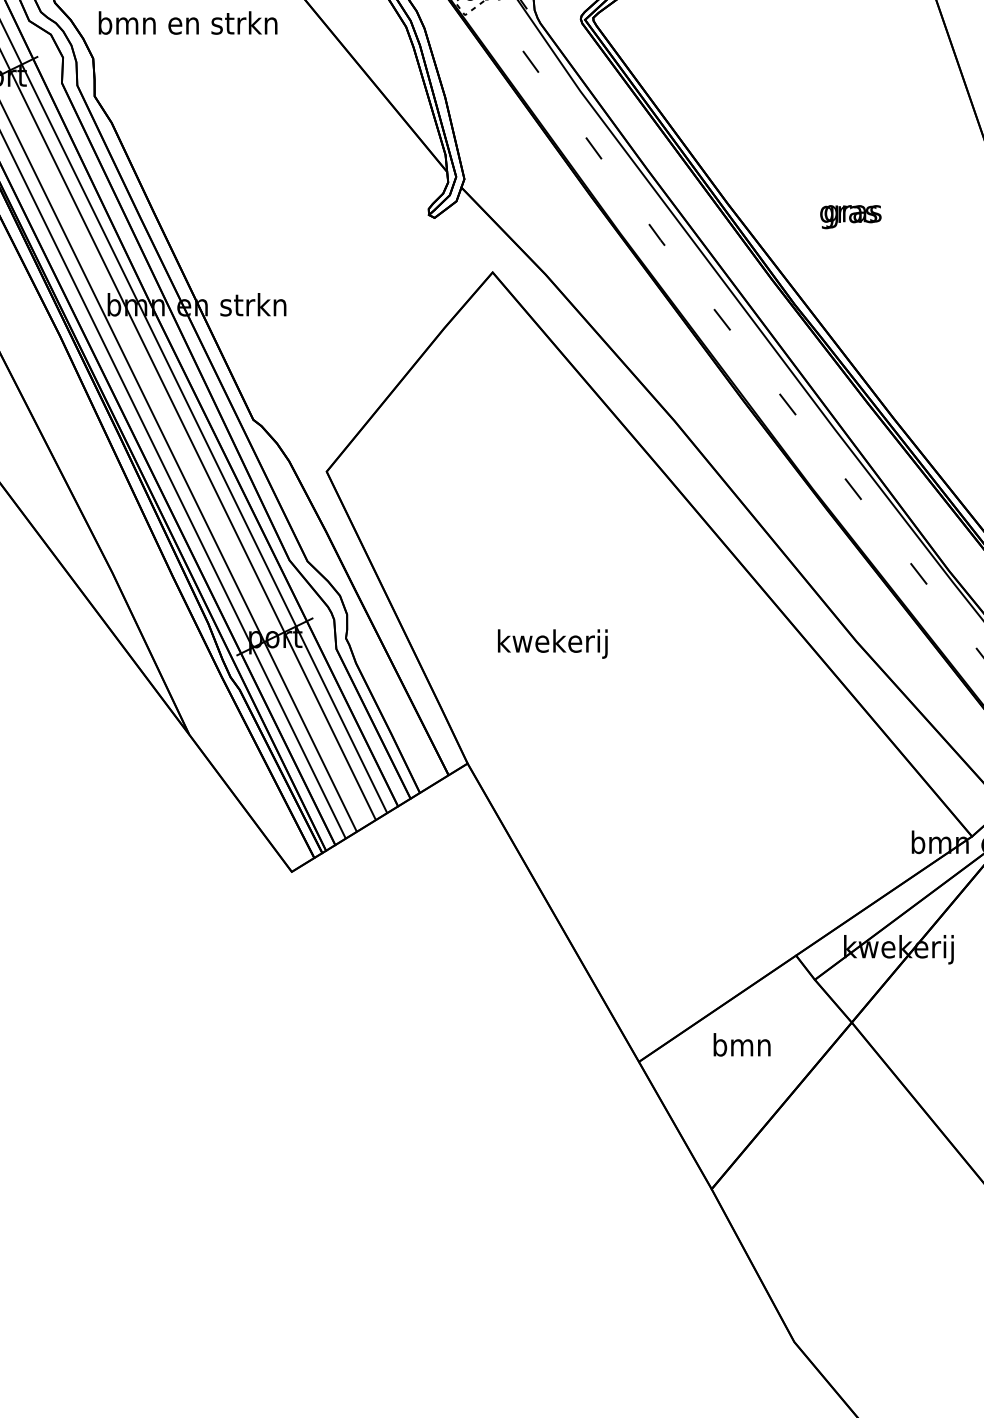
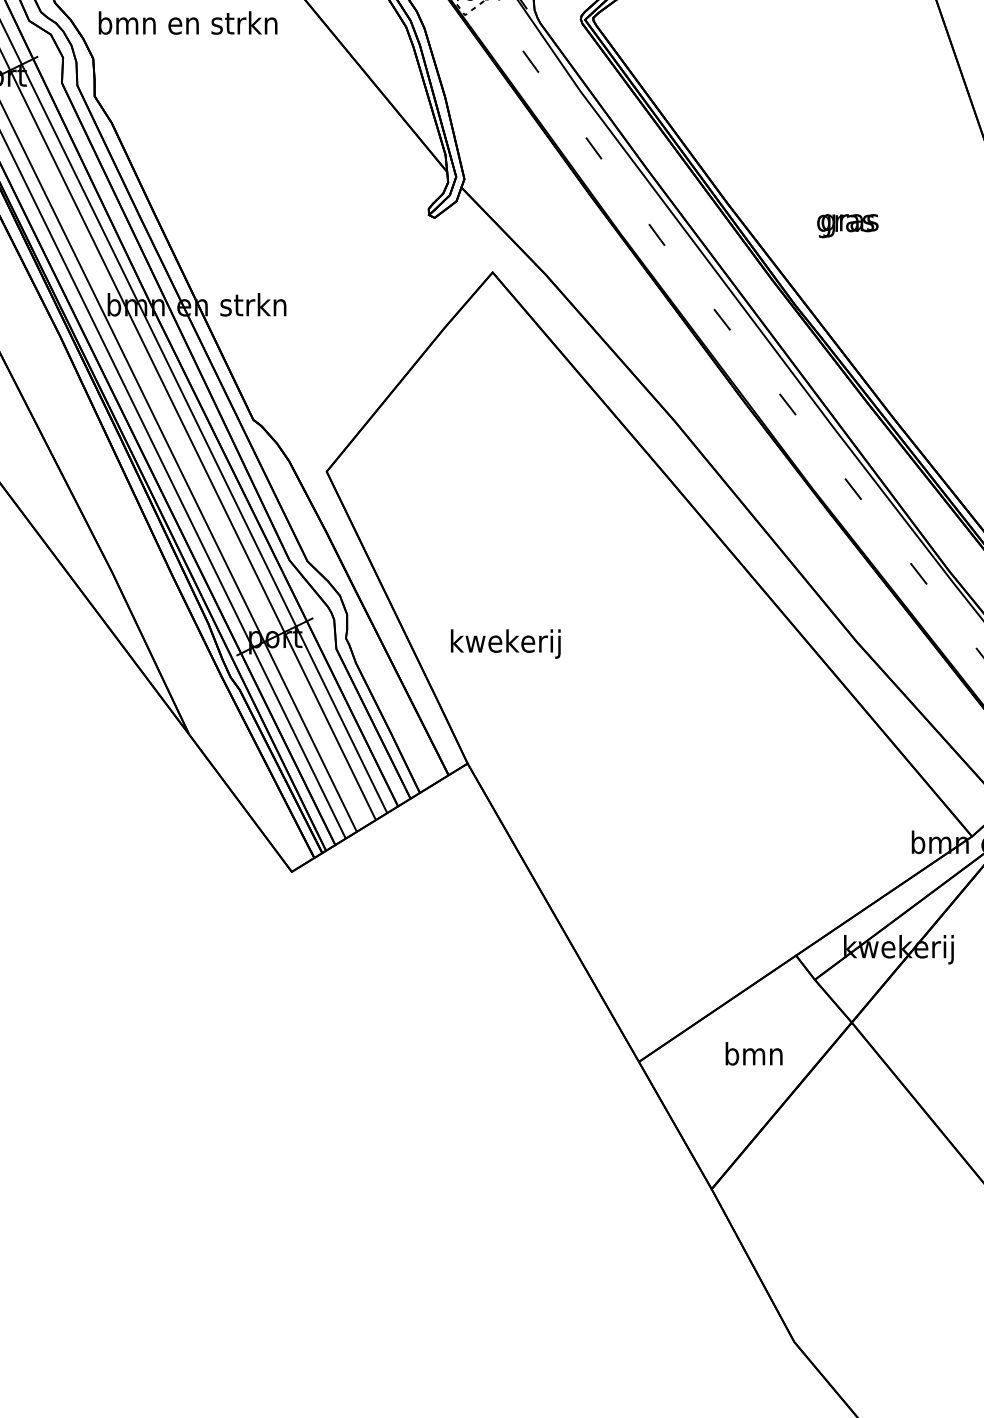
text position: (850, 217) -> (847, 226) (847, 226)
text position: (552, 643) -> (505, 643) (505, 643)
text position: (741, 1044) -> (753, 1053) (753, 1053)
